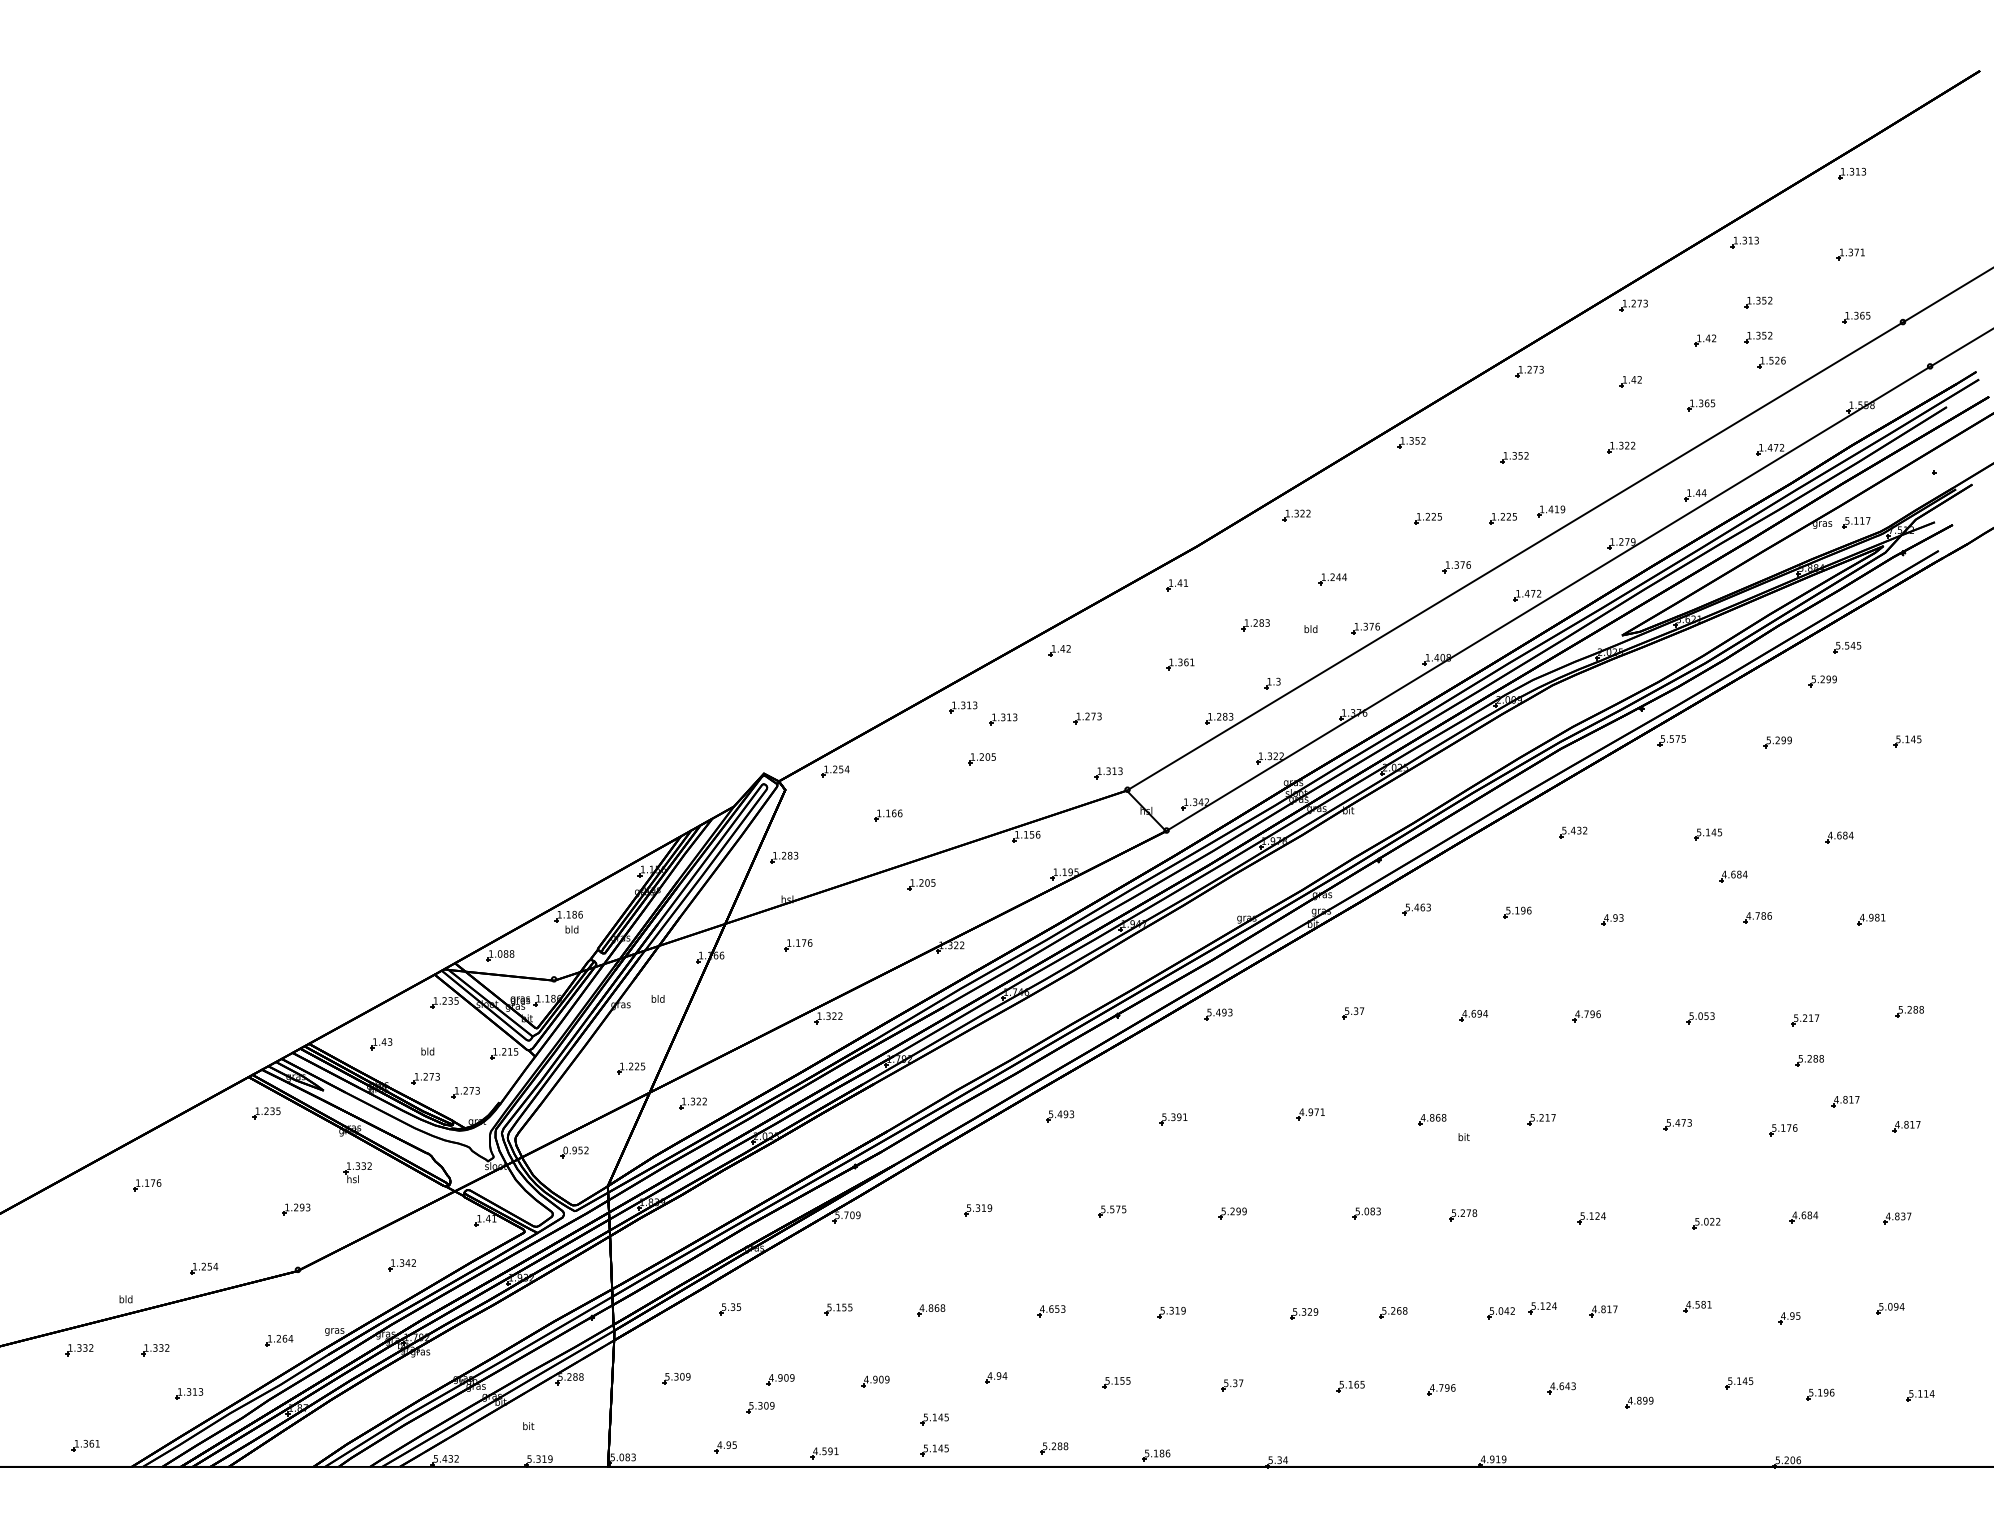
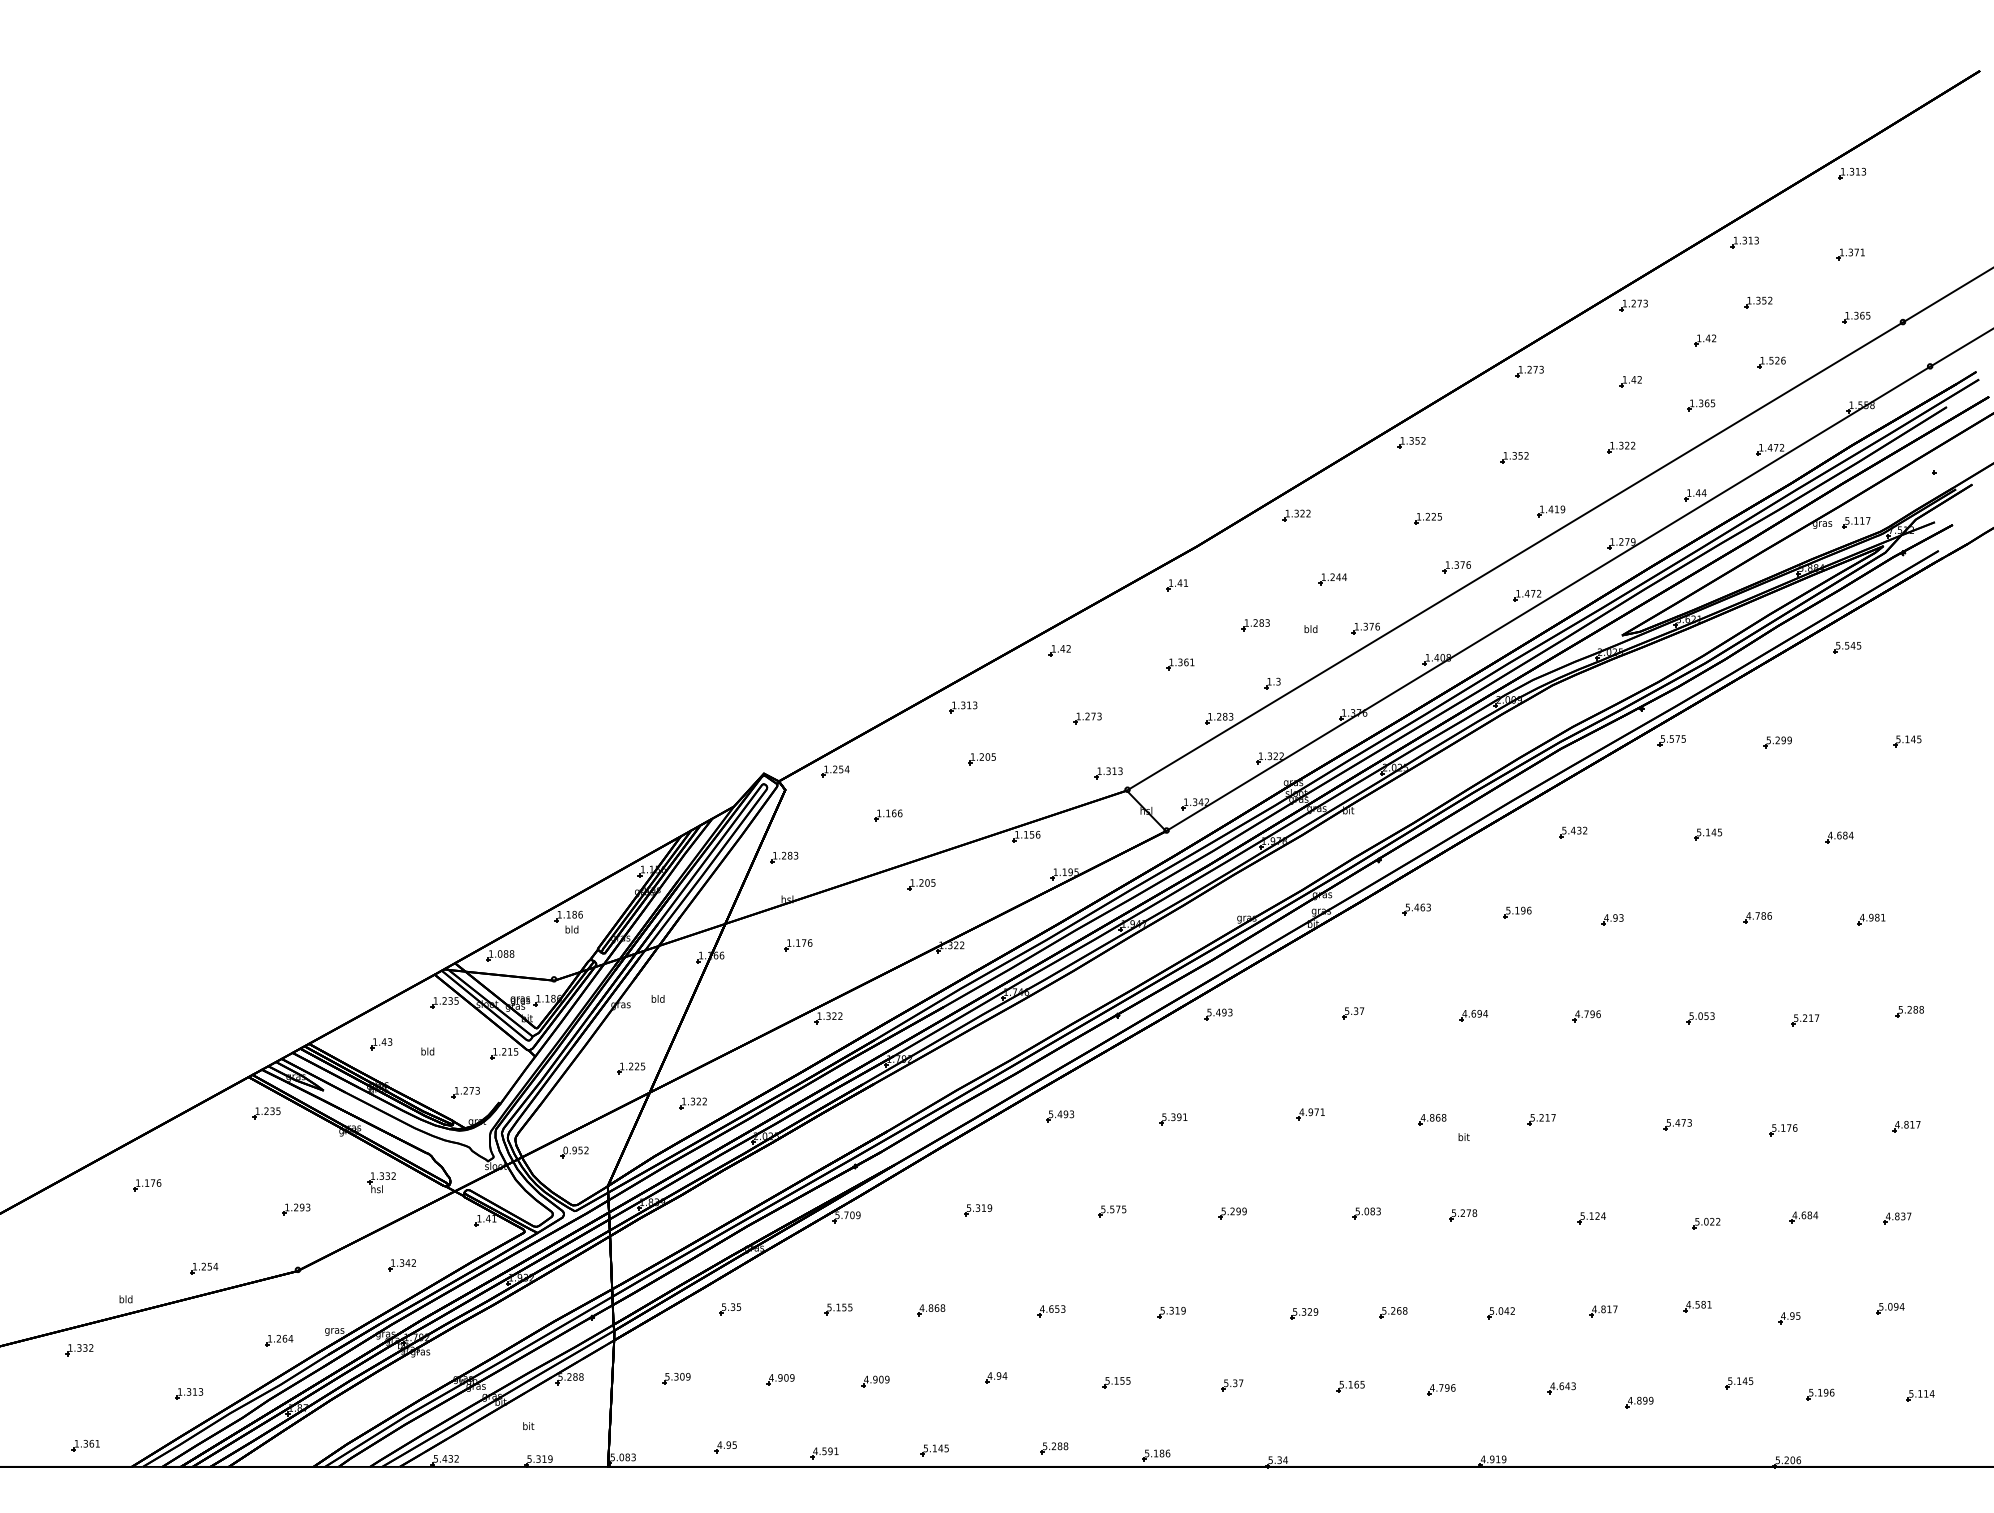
part: present -> none (1758, 337)
part: present -> none (1502, 518)
part: present -> none (1822, 681)
part: present -> none (1003, 719)
part: present -> none (1733, 876)
part: present -> none (1809, 1060)
part: present -> none (425, 1078)
part: present -> none (1845, 1101)
part position: (357, 1172) -> (381, 1182) (381, 1182)
part: present -> none (1542, 1308)
part: present -> none (155, 1350)
part: present -> none (760, 1407)
part: present -> none (934, 1419)
